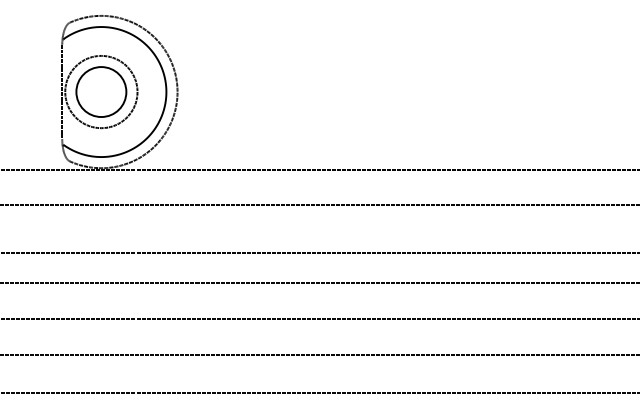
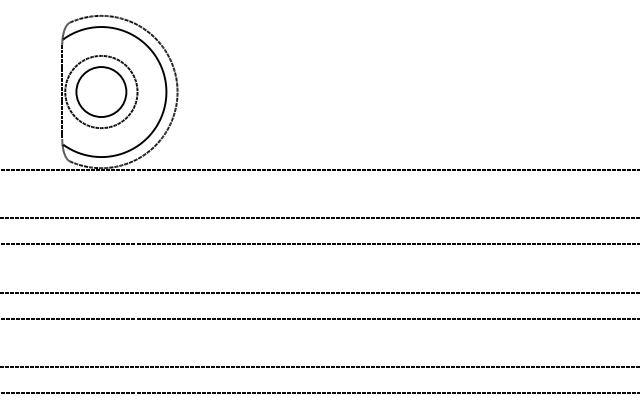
line position: (319, 205) -> (319, 218) (319, 218)
line position: (319, 253) -> (319, 244) (319, 244)
line position: (319, 282) -> (319, 292) (319, 292)
line position: (319, 355) -> (319, 367) (319, 367)
